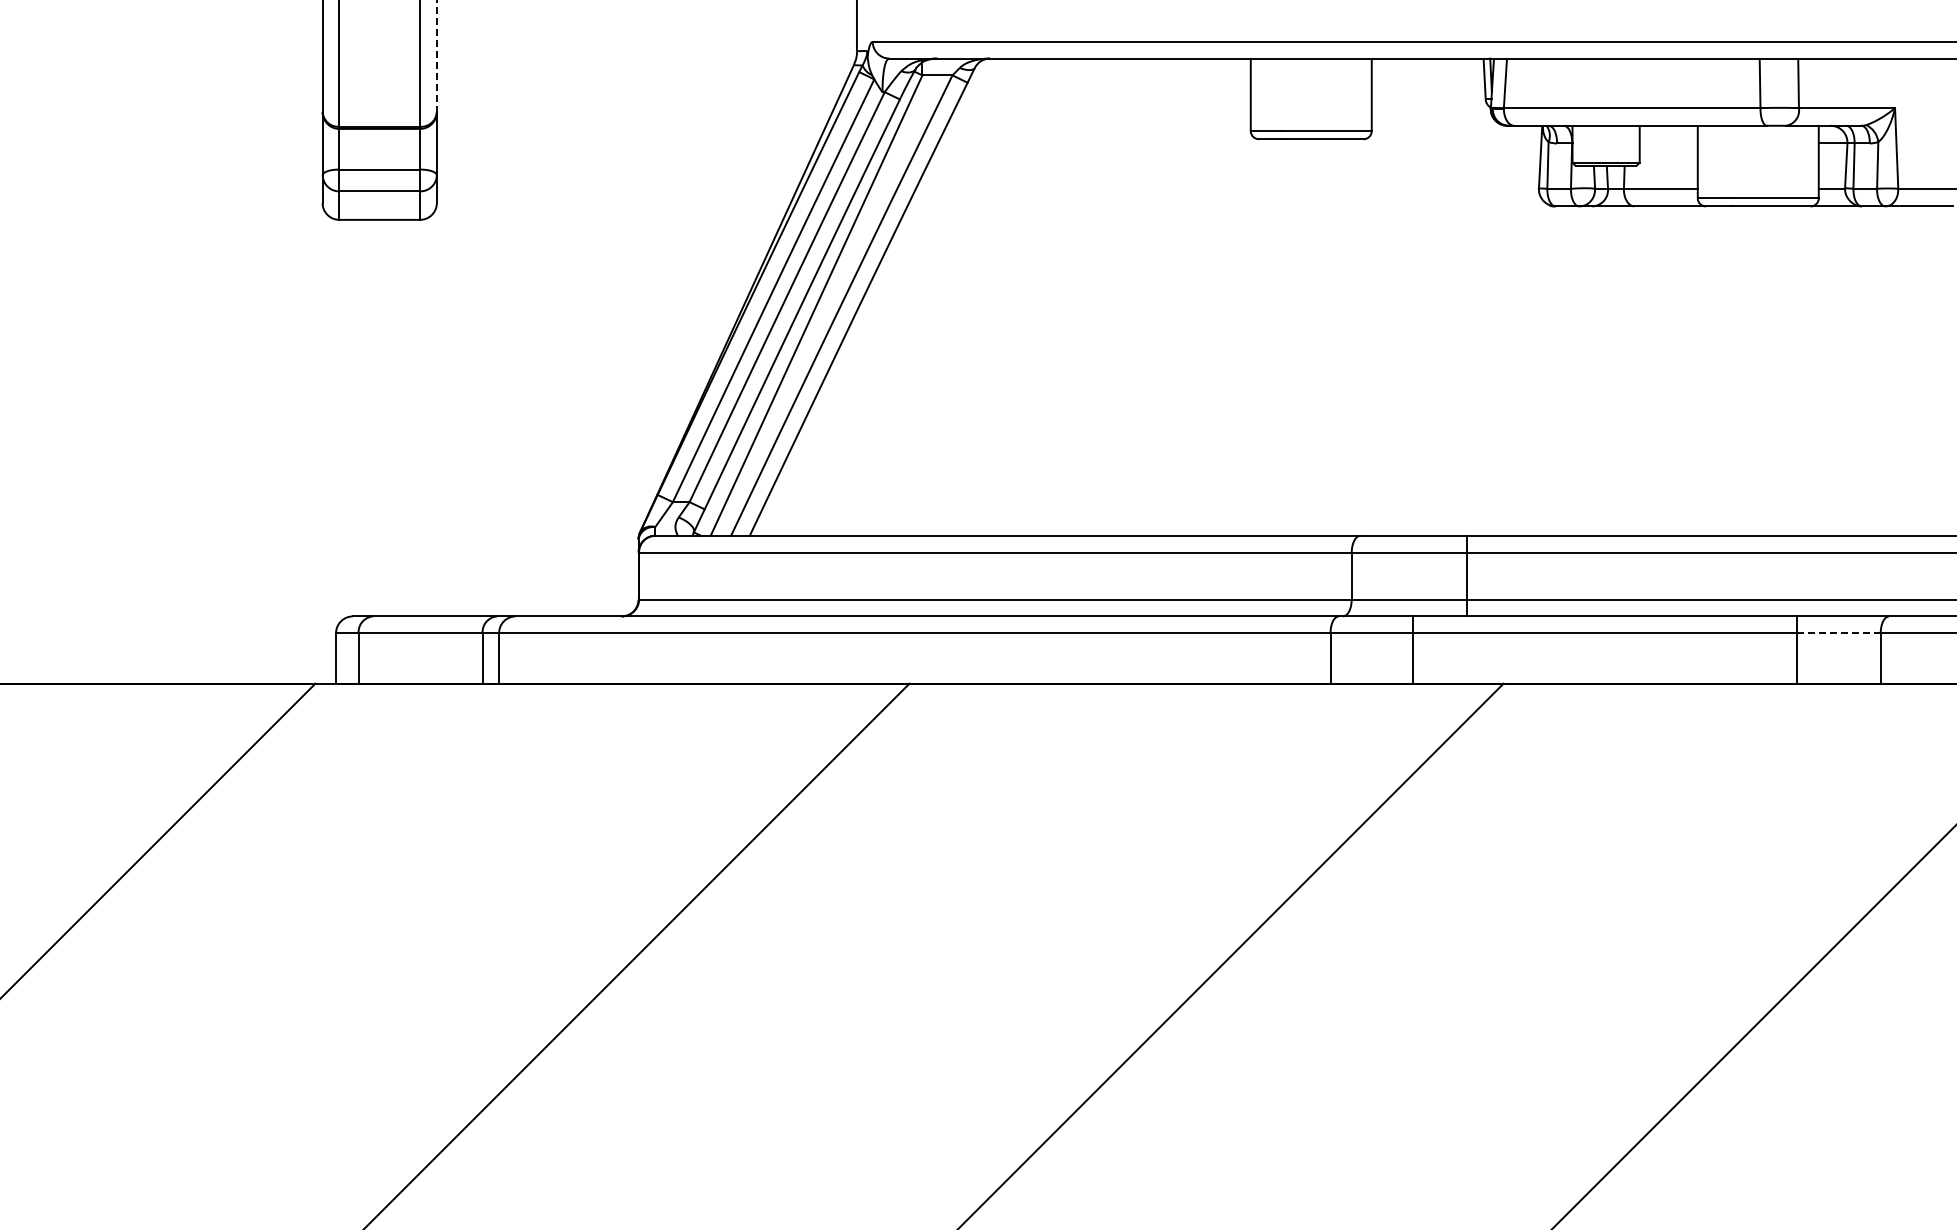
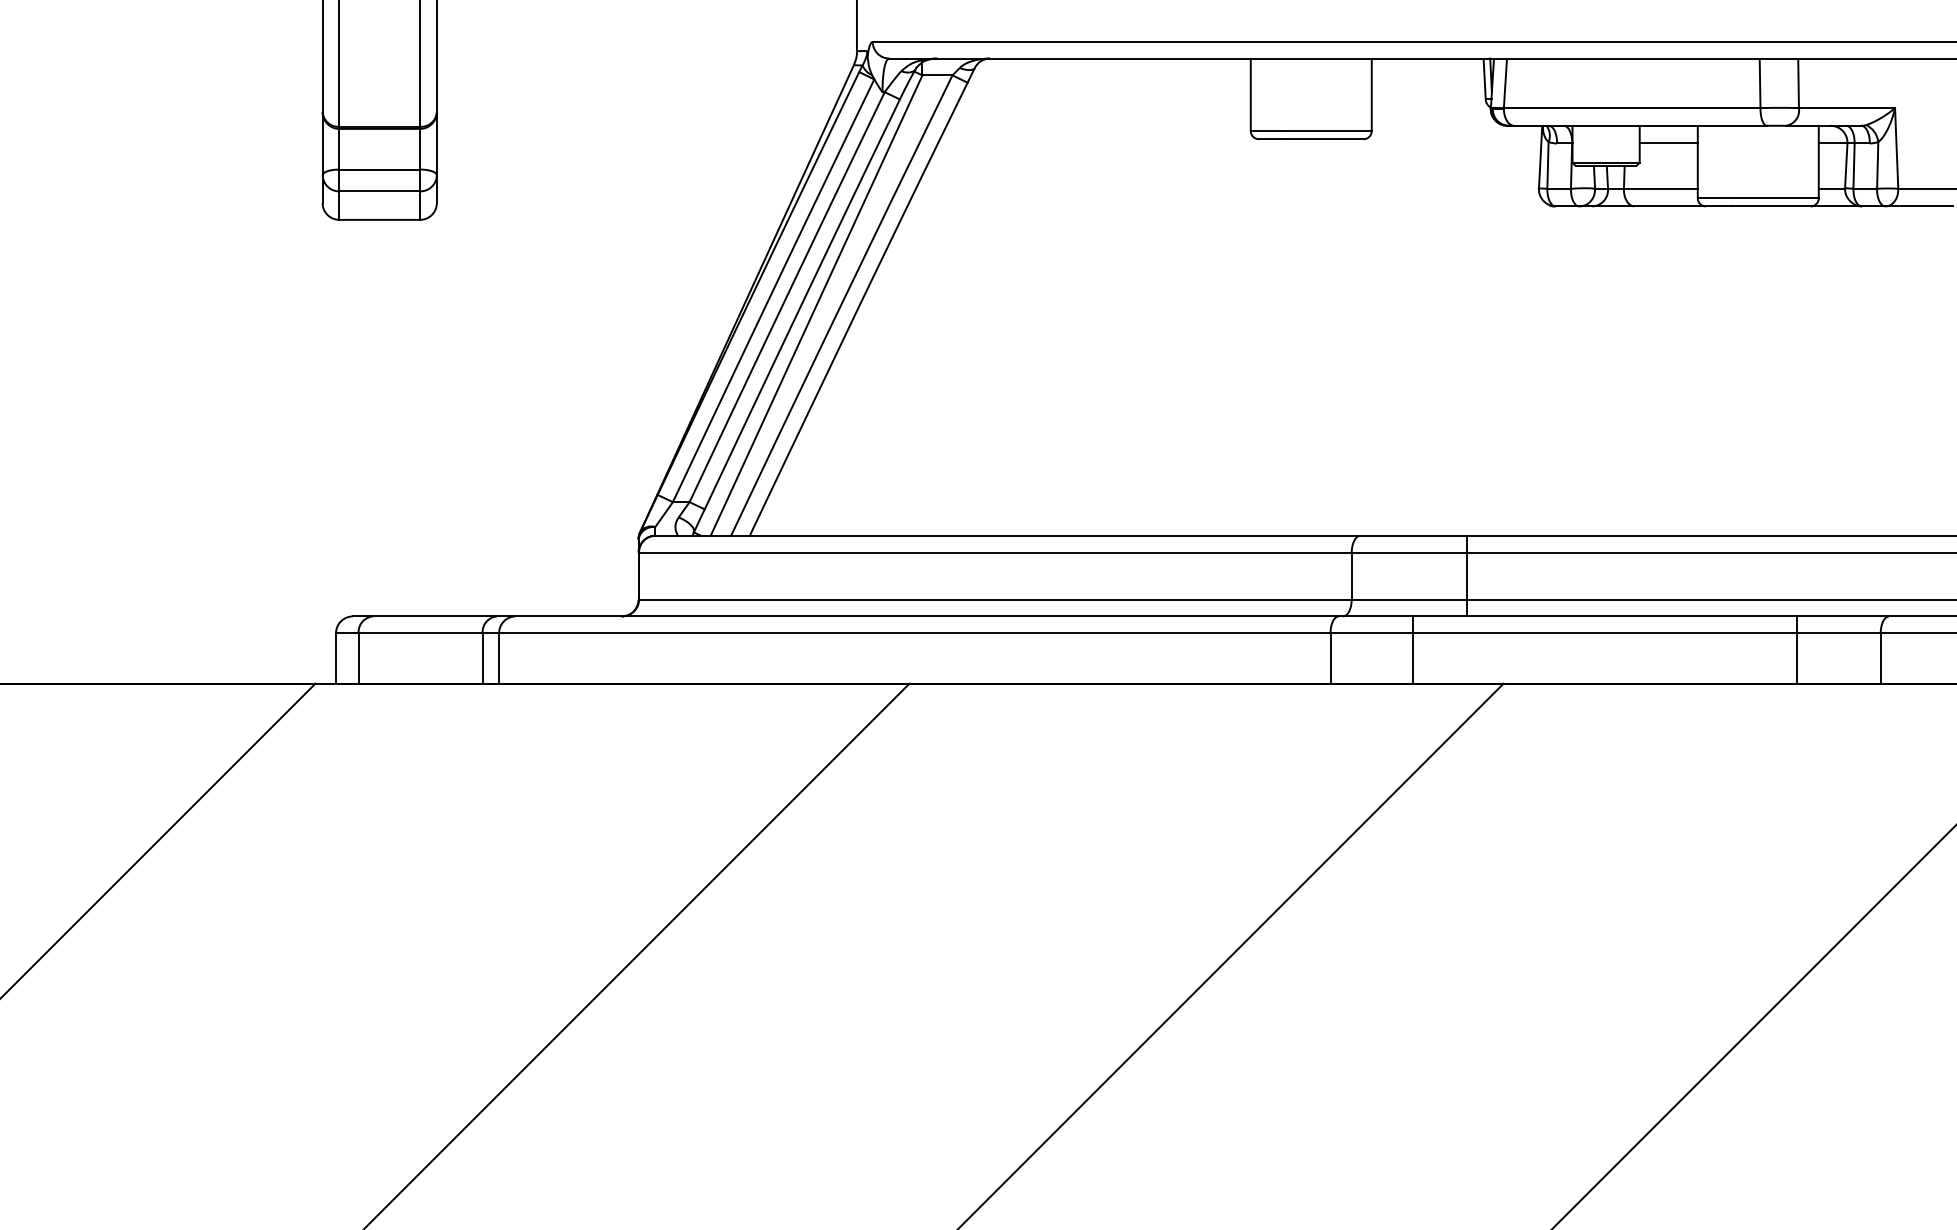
line: dashed -> solid (436, 56)
line: none -> present (1668, 143)
line: dashed -> solid (1838, 633)
